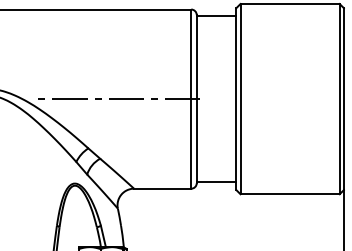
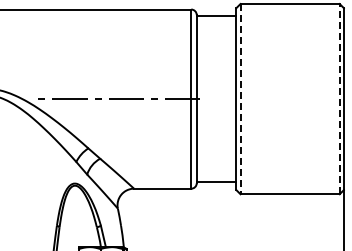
line: solid -> dashed (339, 98)
line: solid -> dashed (240, 99)
